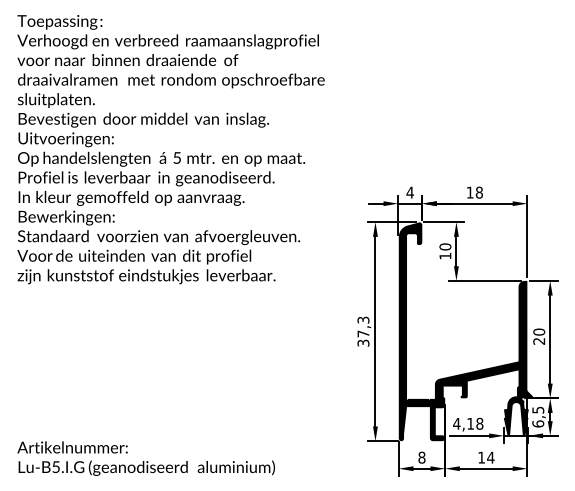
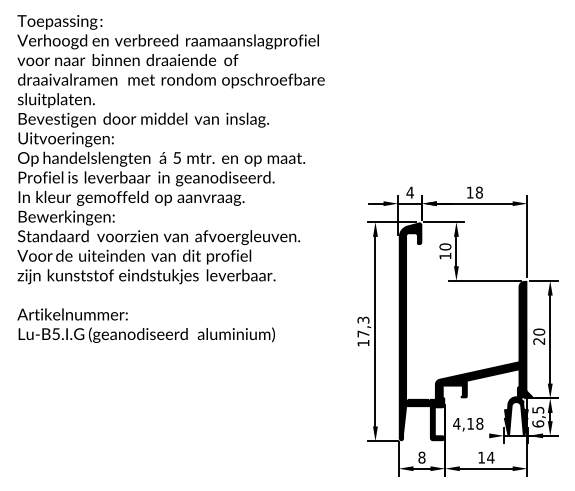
text: 37,3 -> 17,3 (363, 342)
line: present -> none (469, 435)
text position: (145, 458) -> (145, 325) (145, 325)
